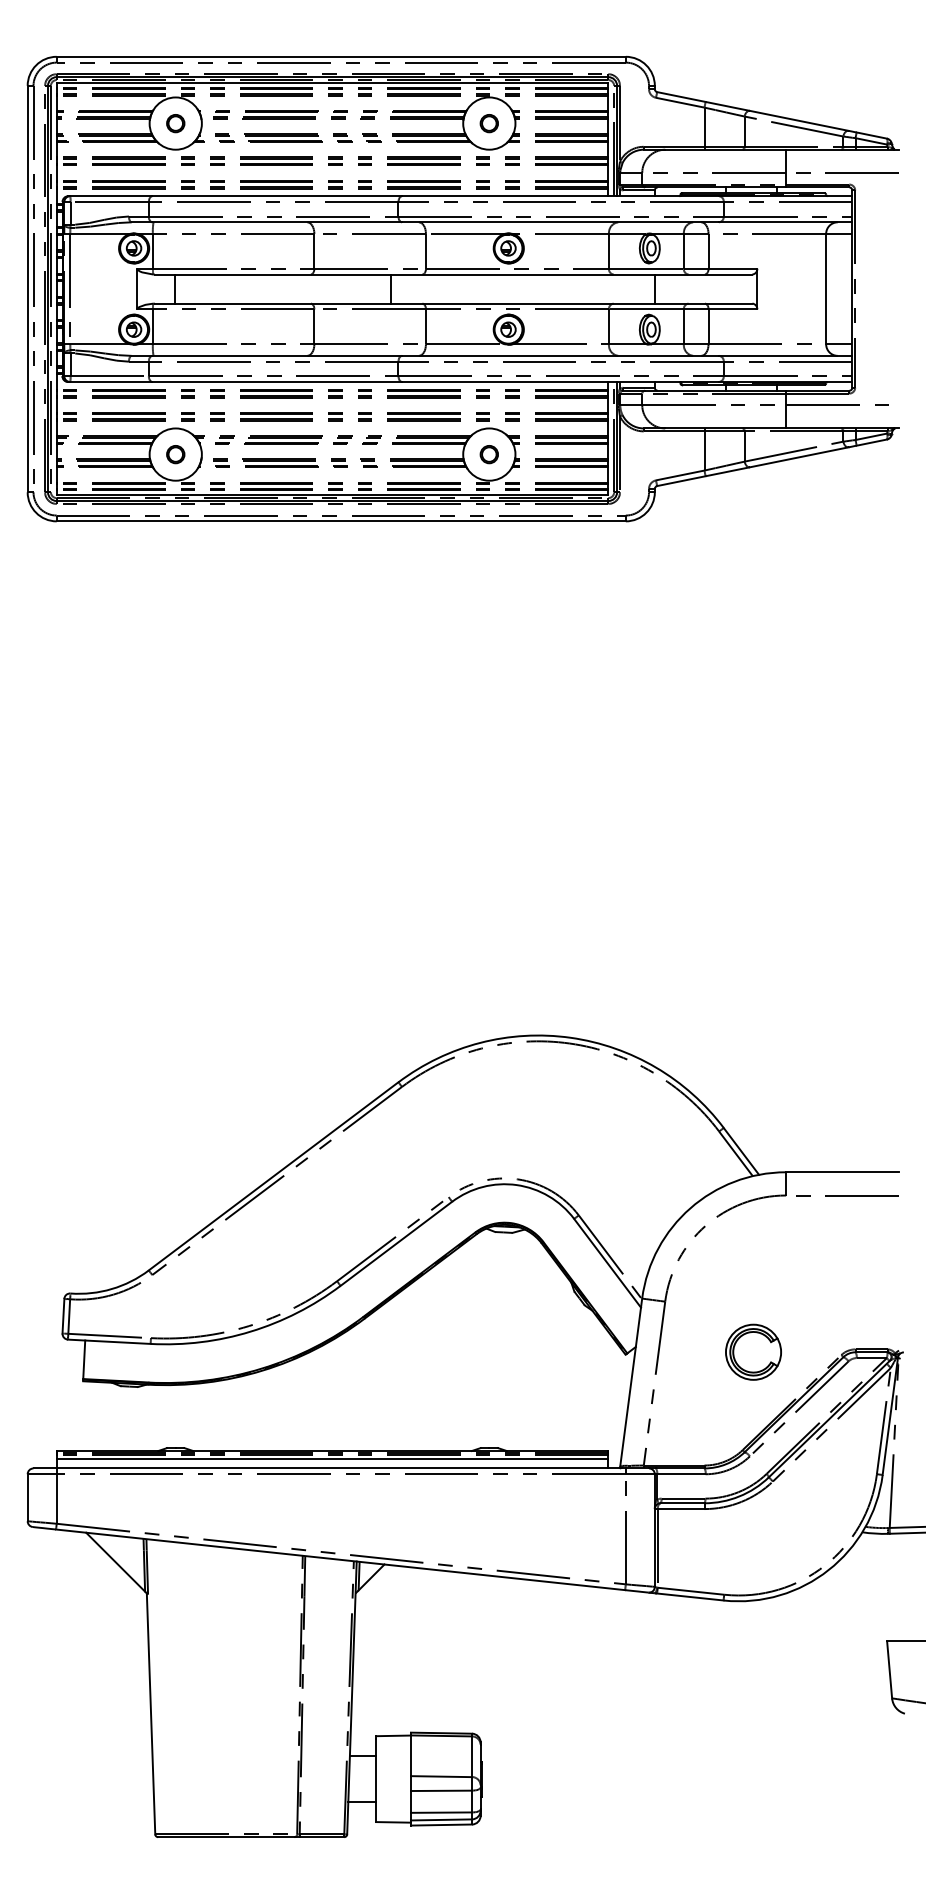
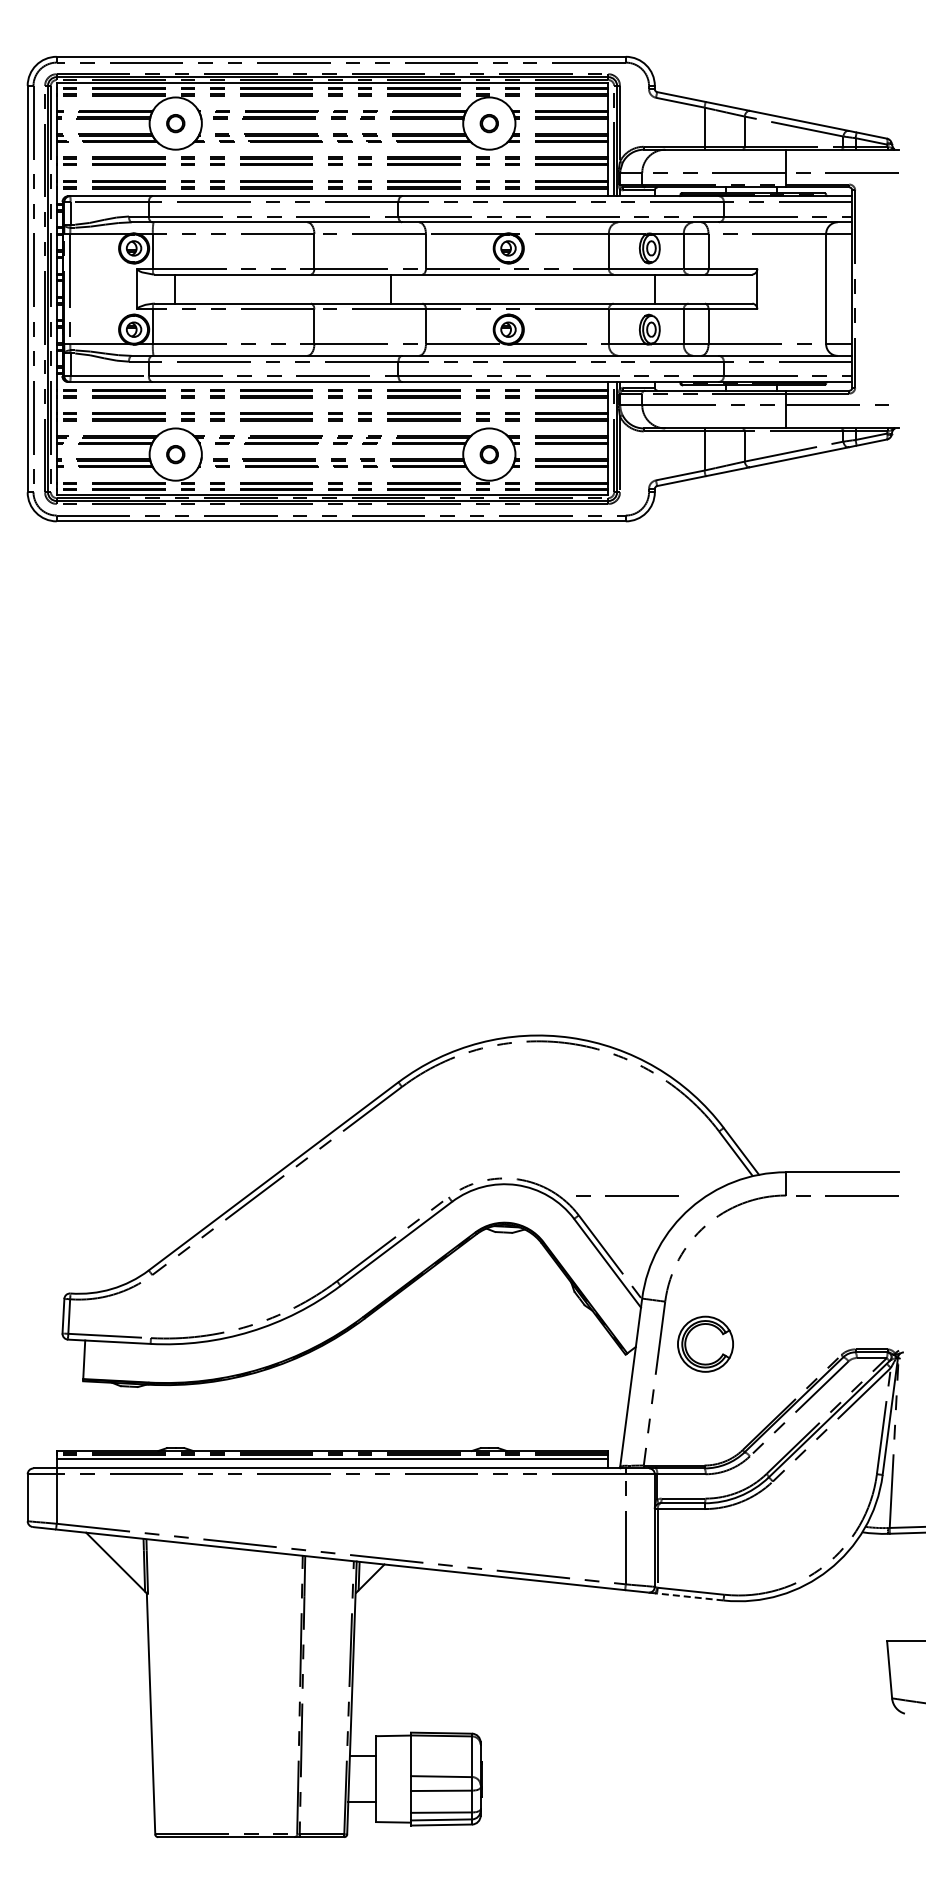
line: none -> present (627, 1195)
part position: (753, 1351) -> (705, 1343) (705, 1343)
line: solid -> dashed (689, 1596)
